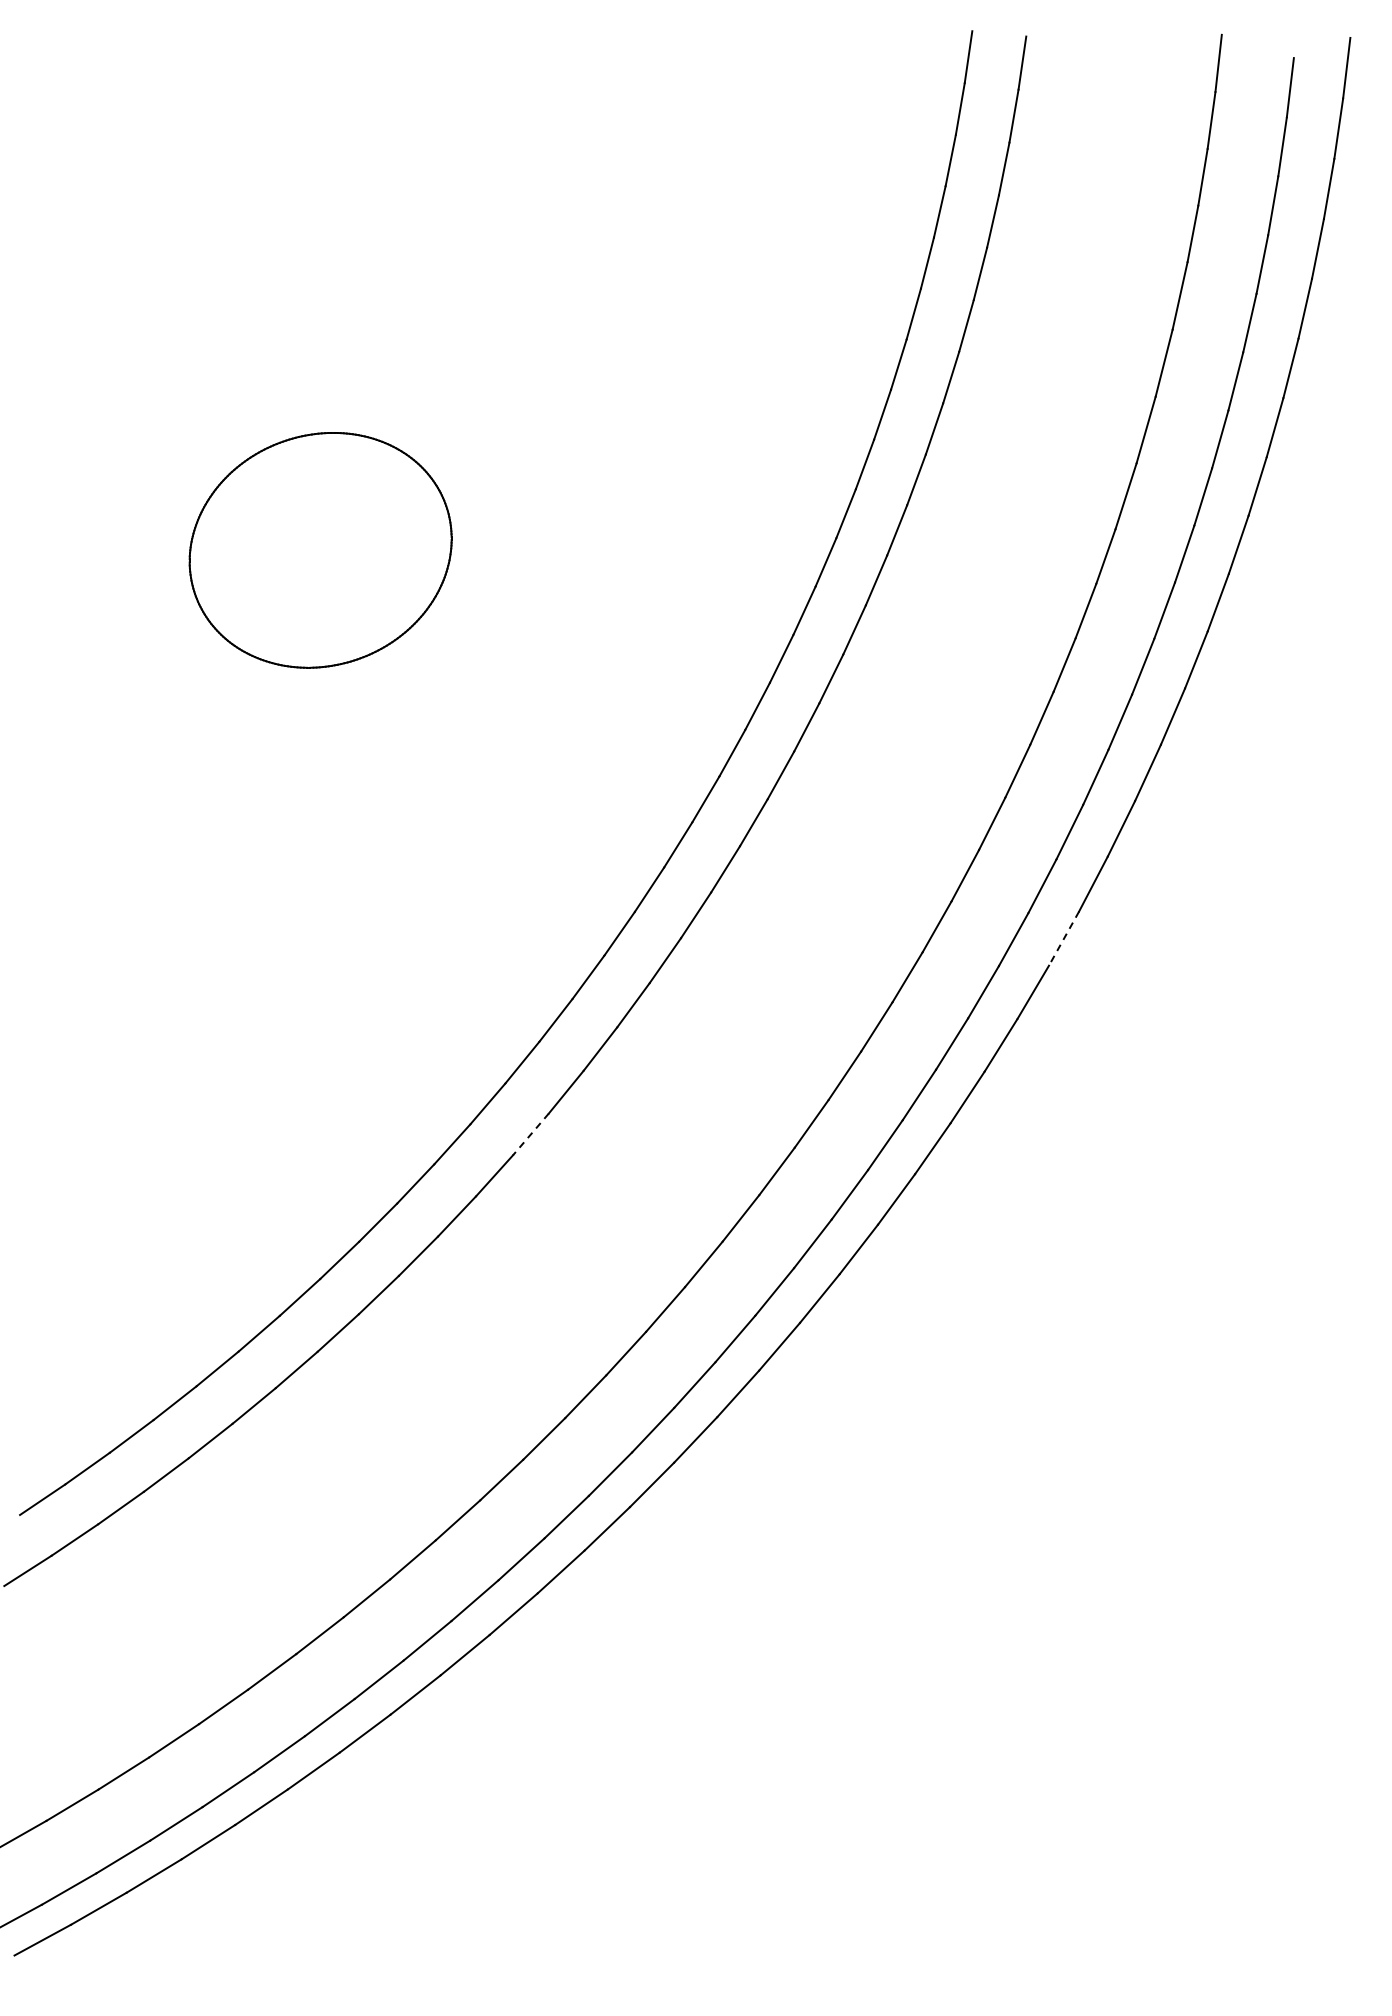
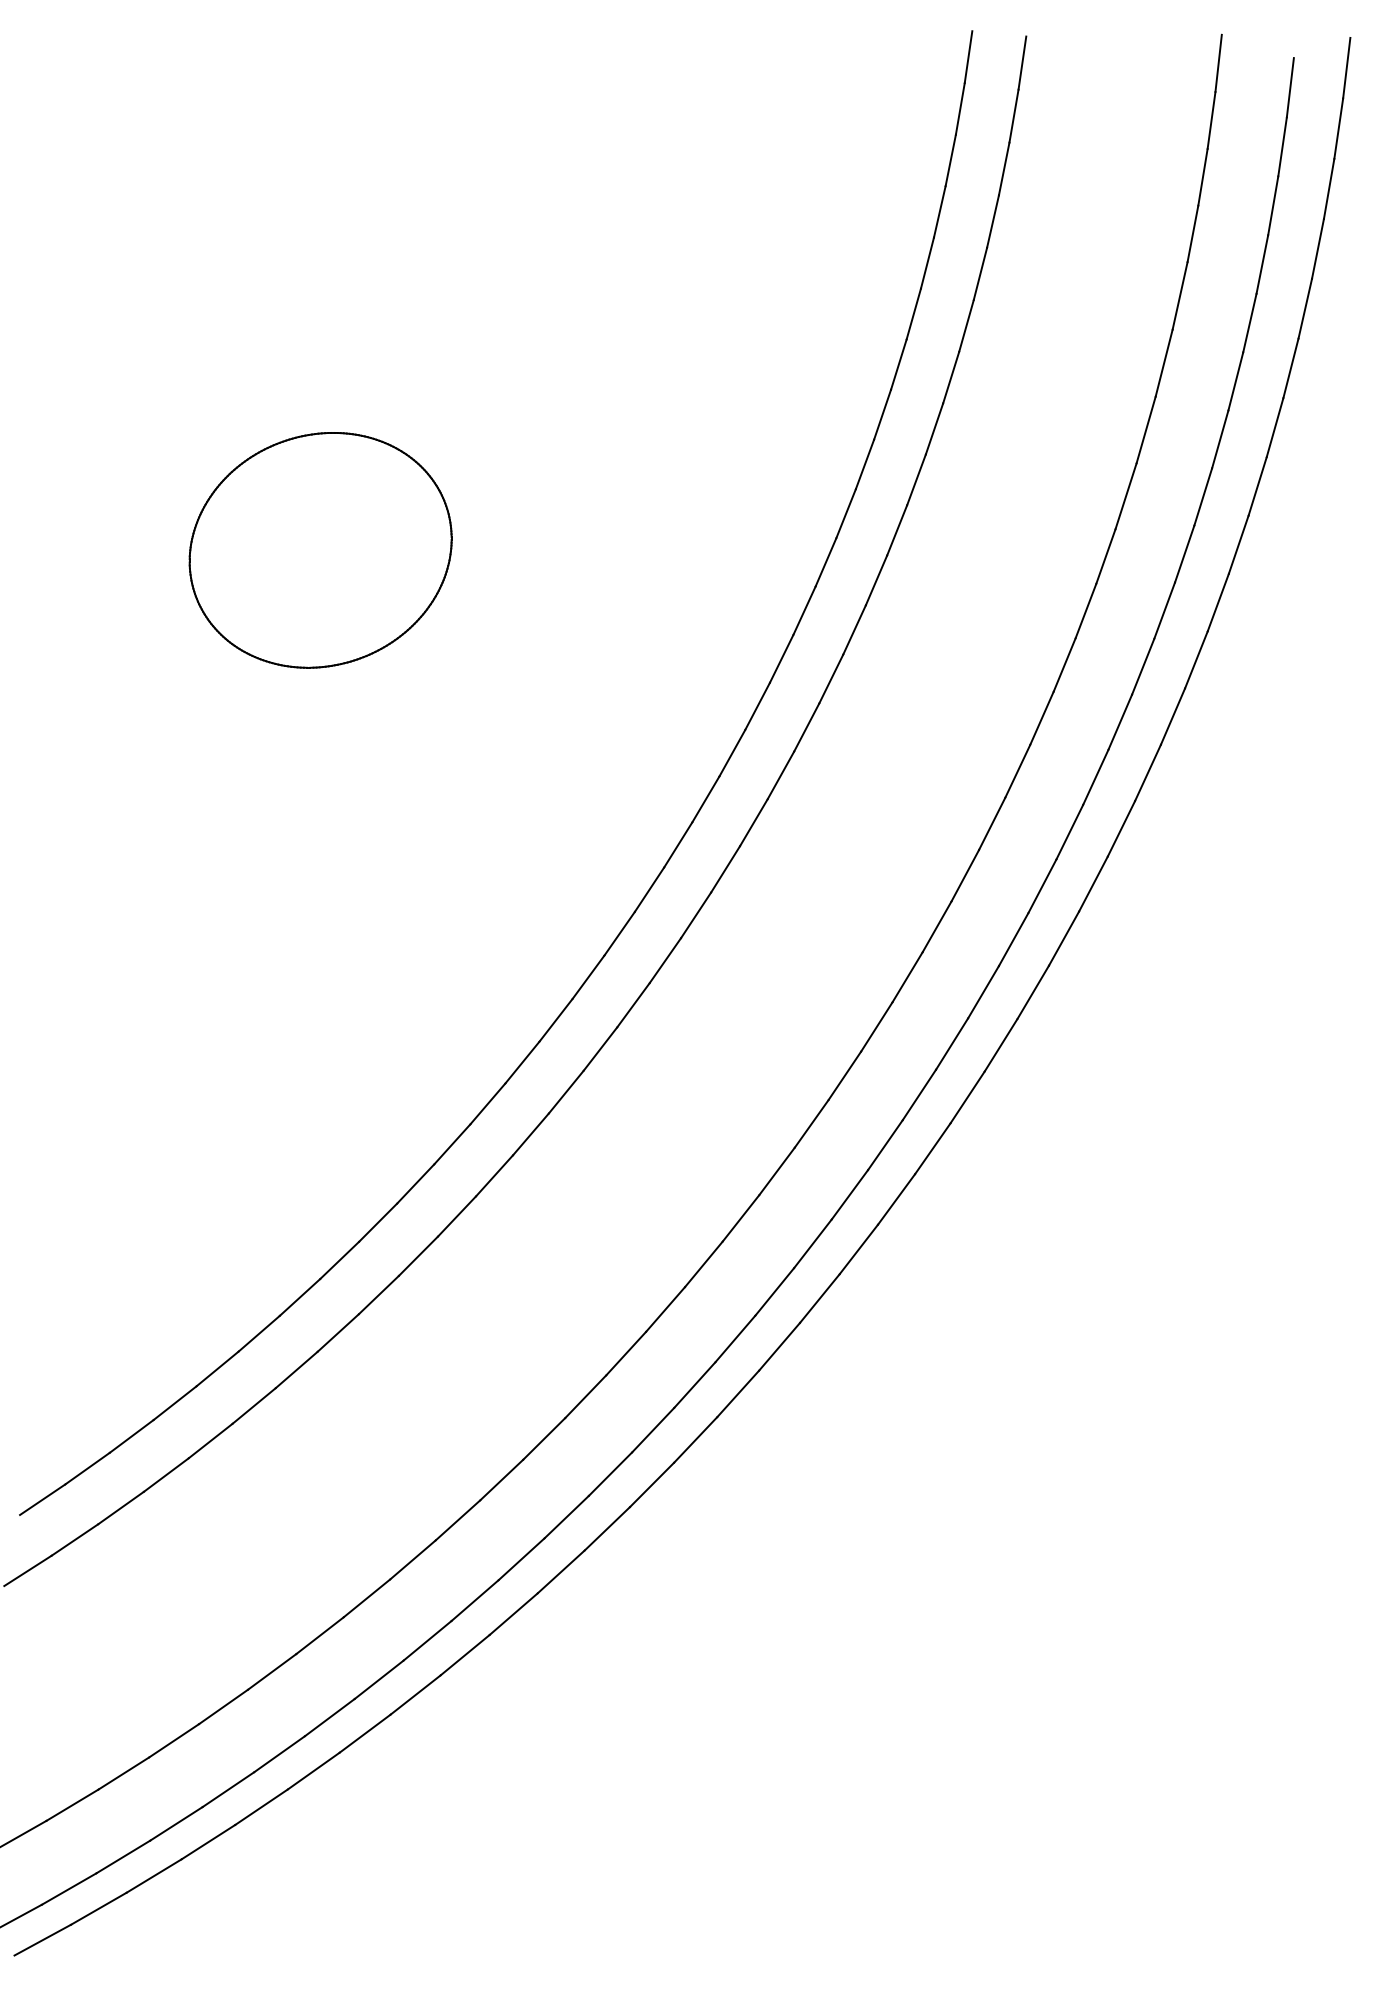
line: dashed -> solid (1064, 938)
line: dashed -> solid (530, 1134)
